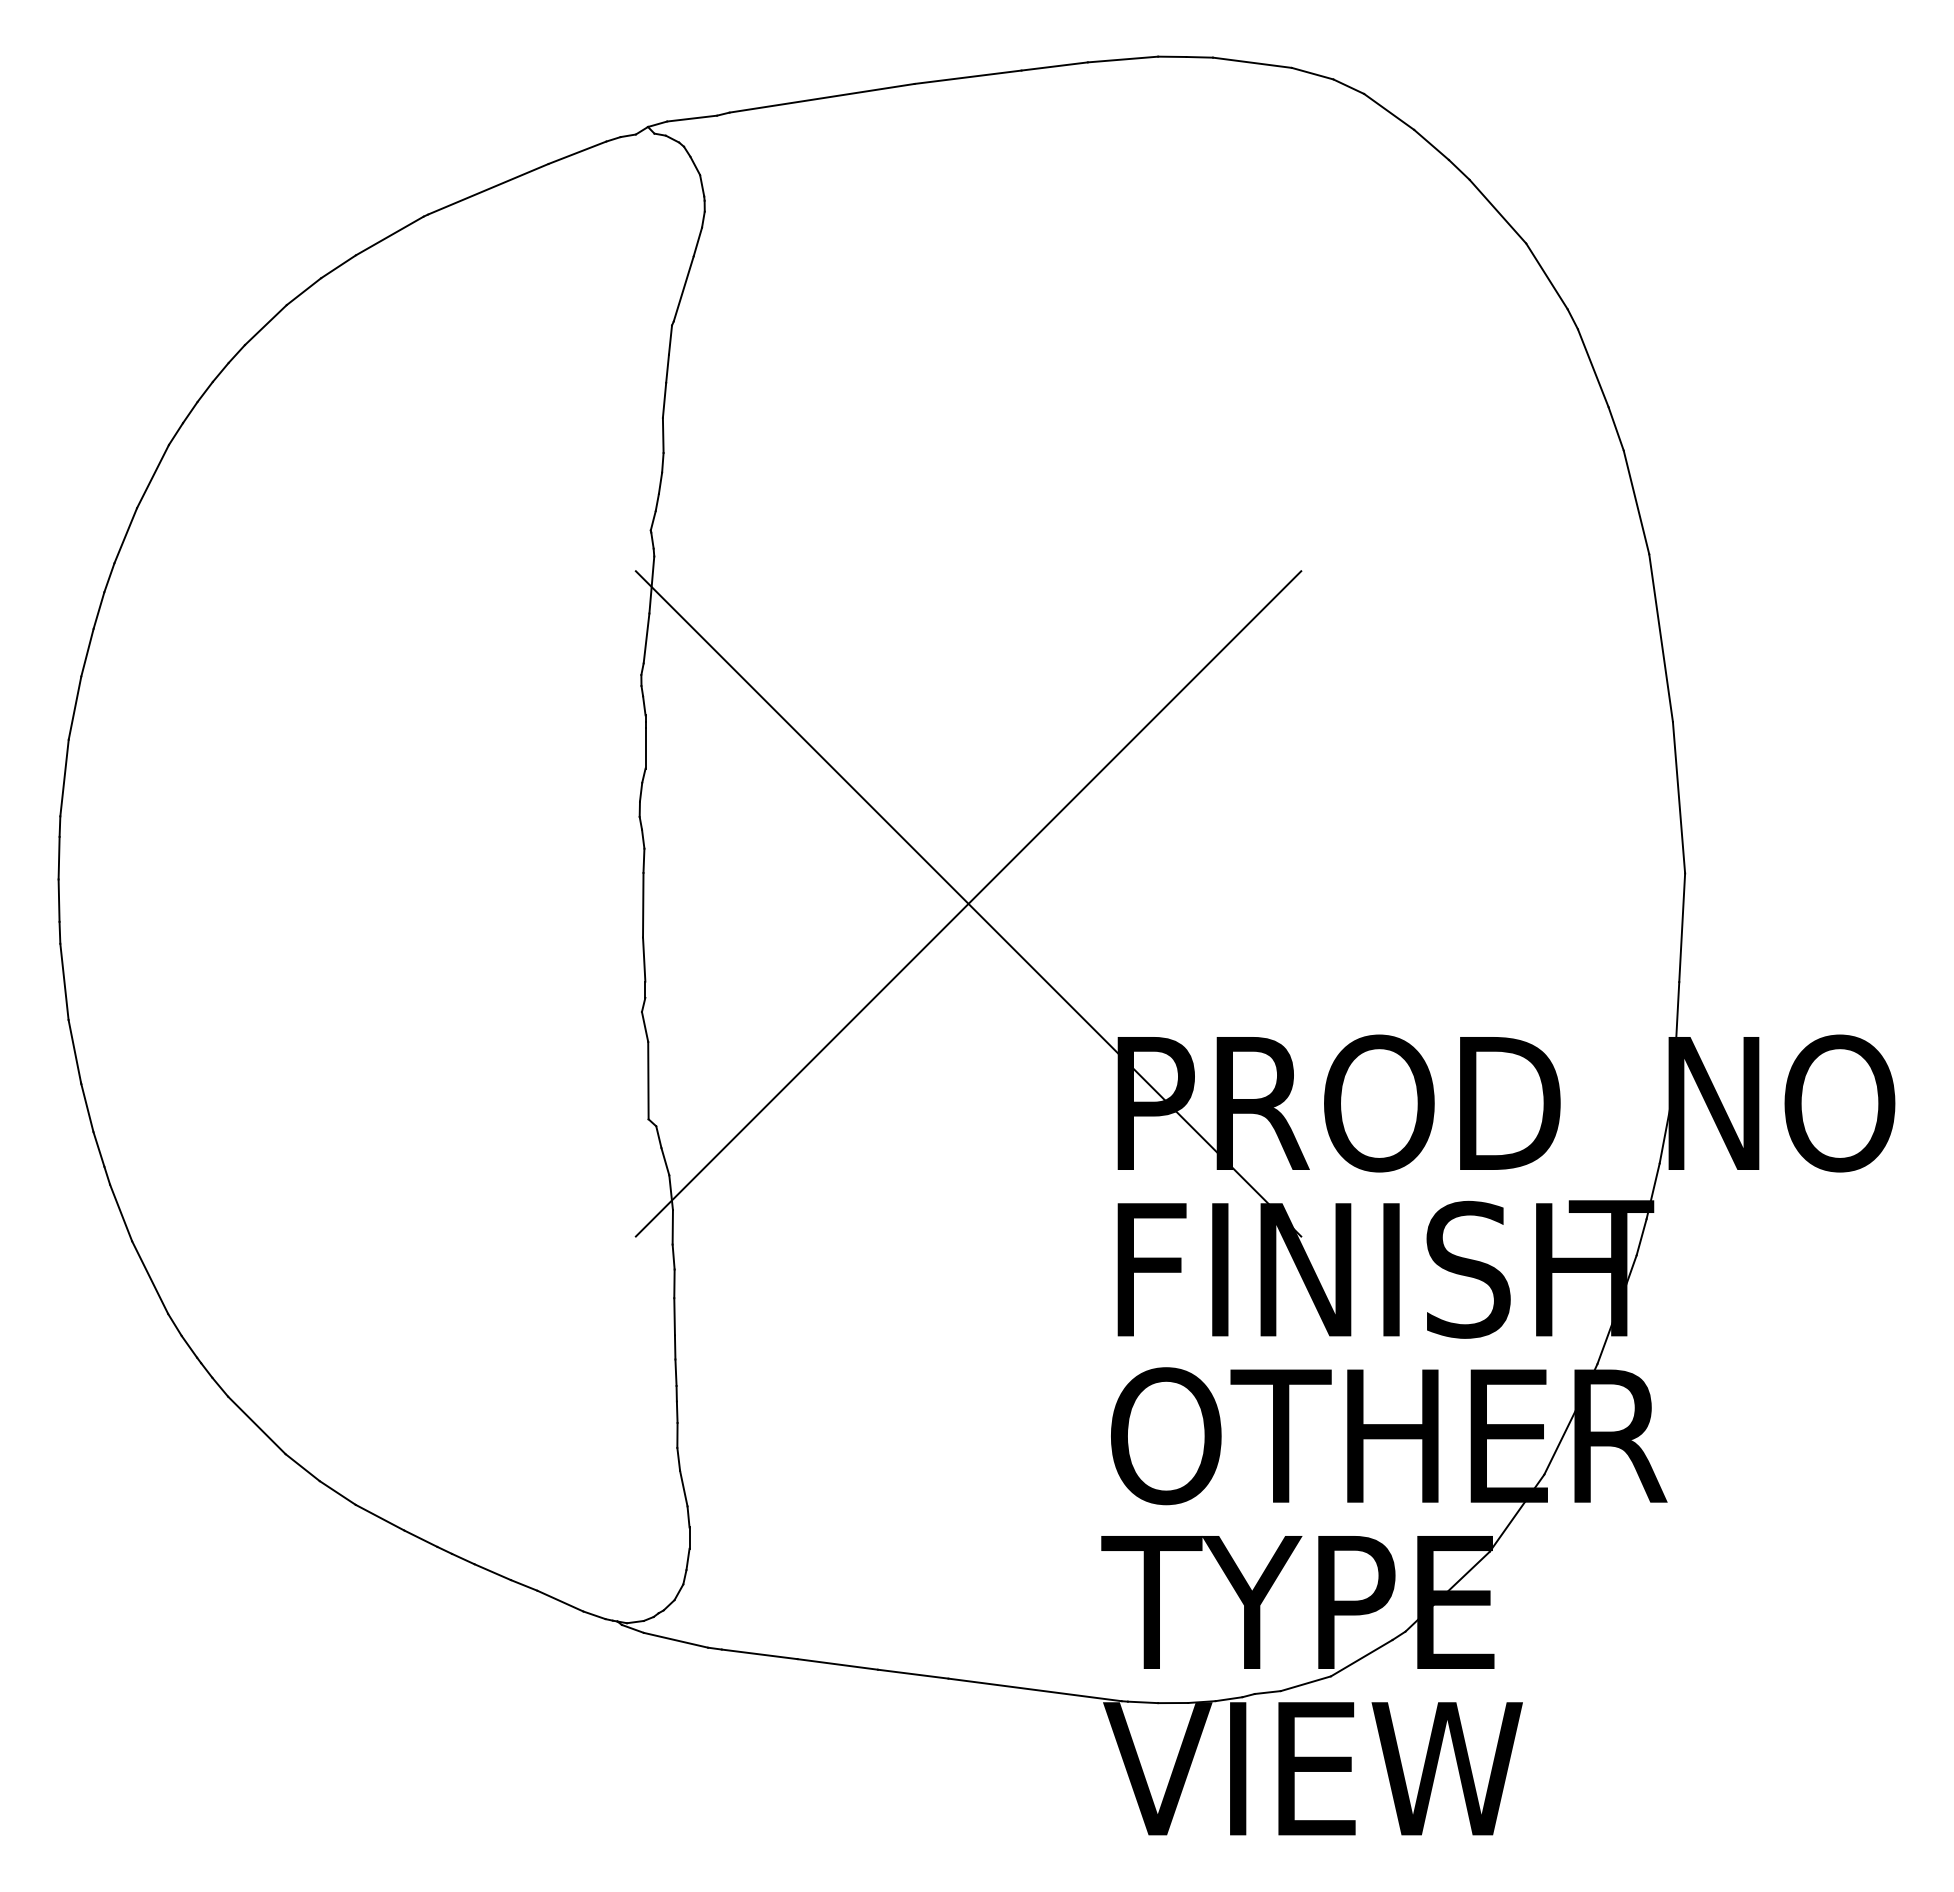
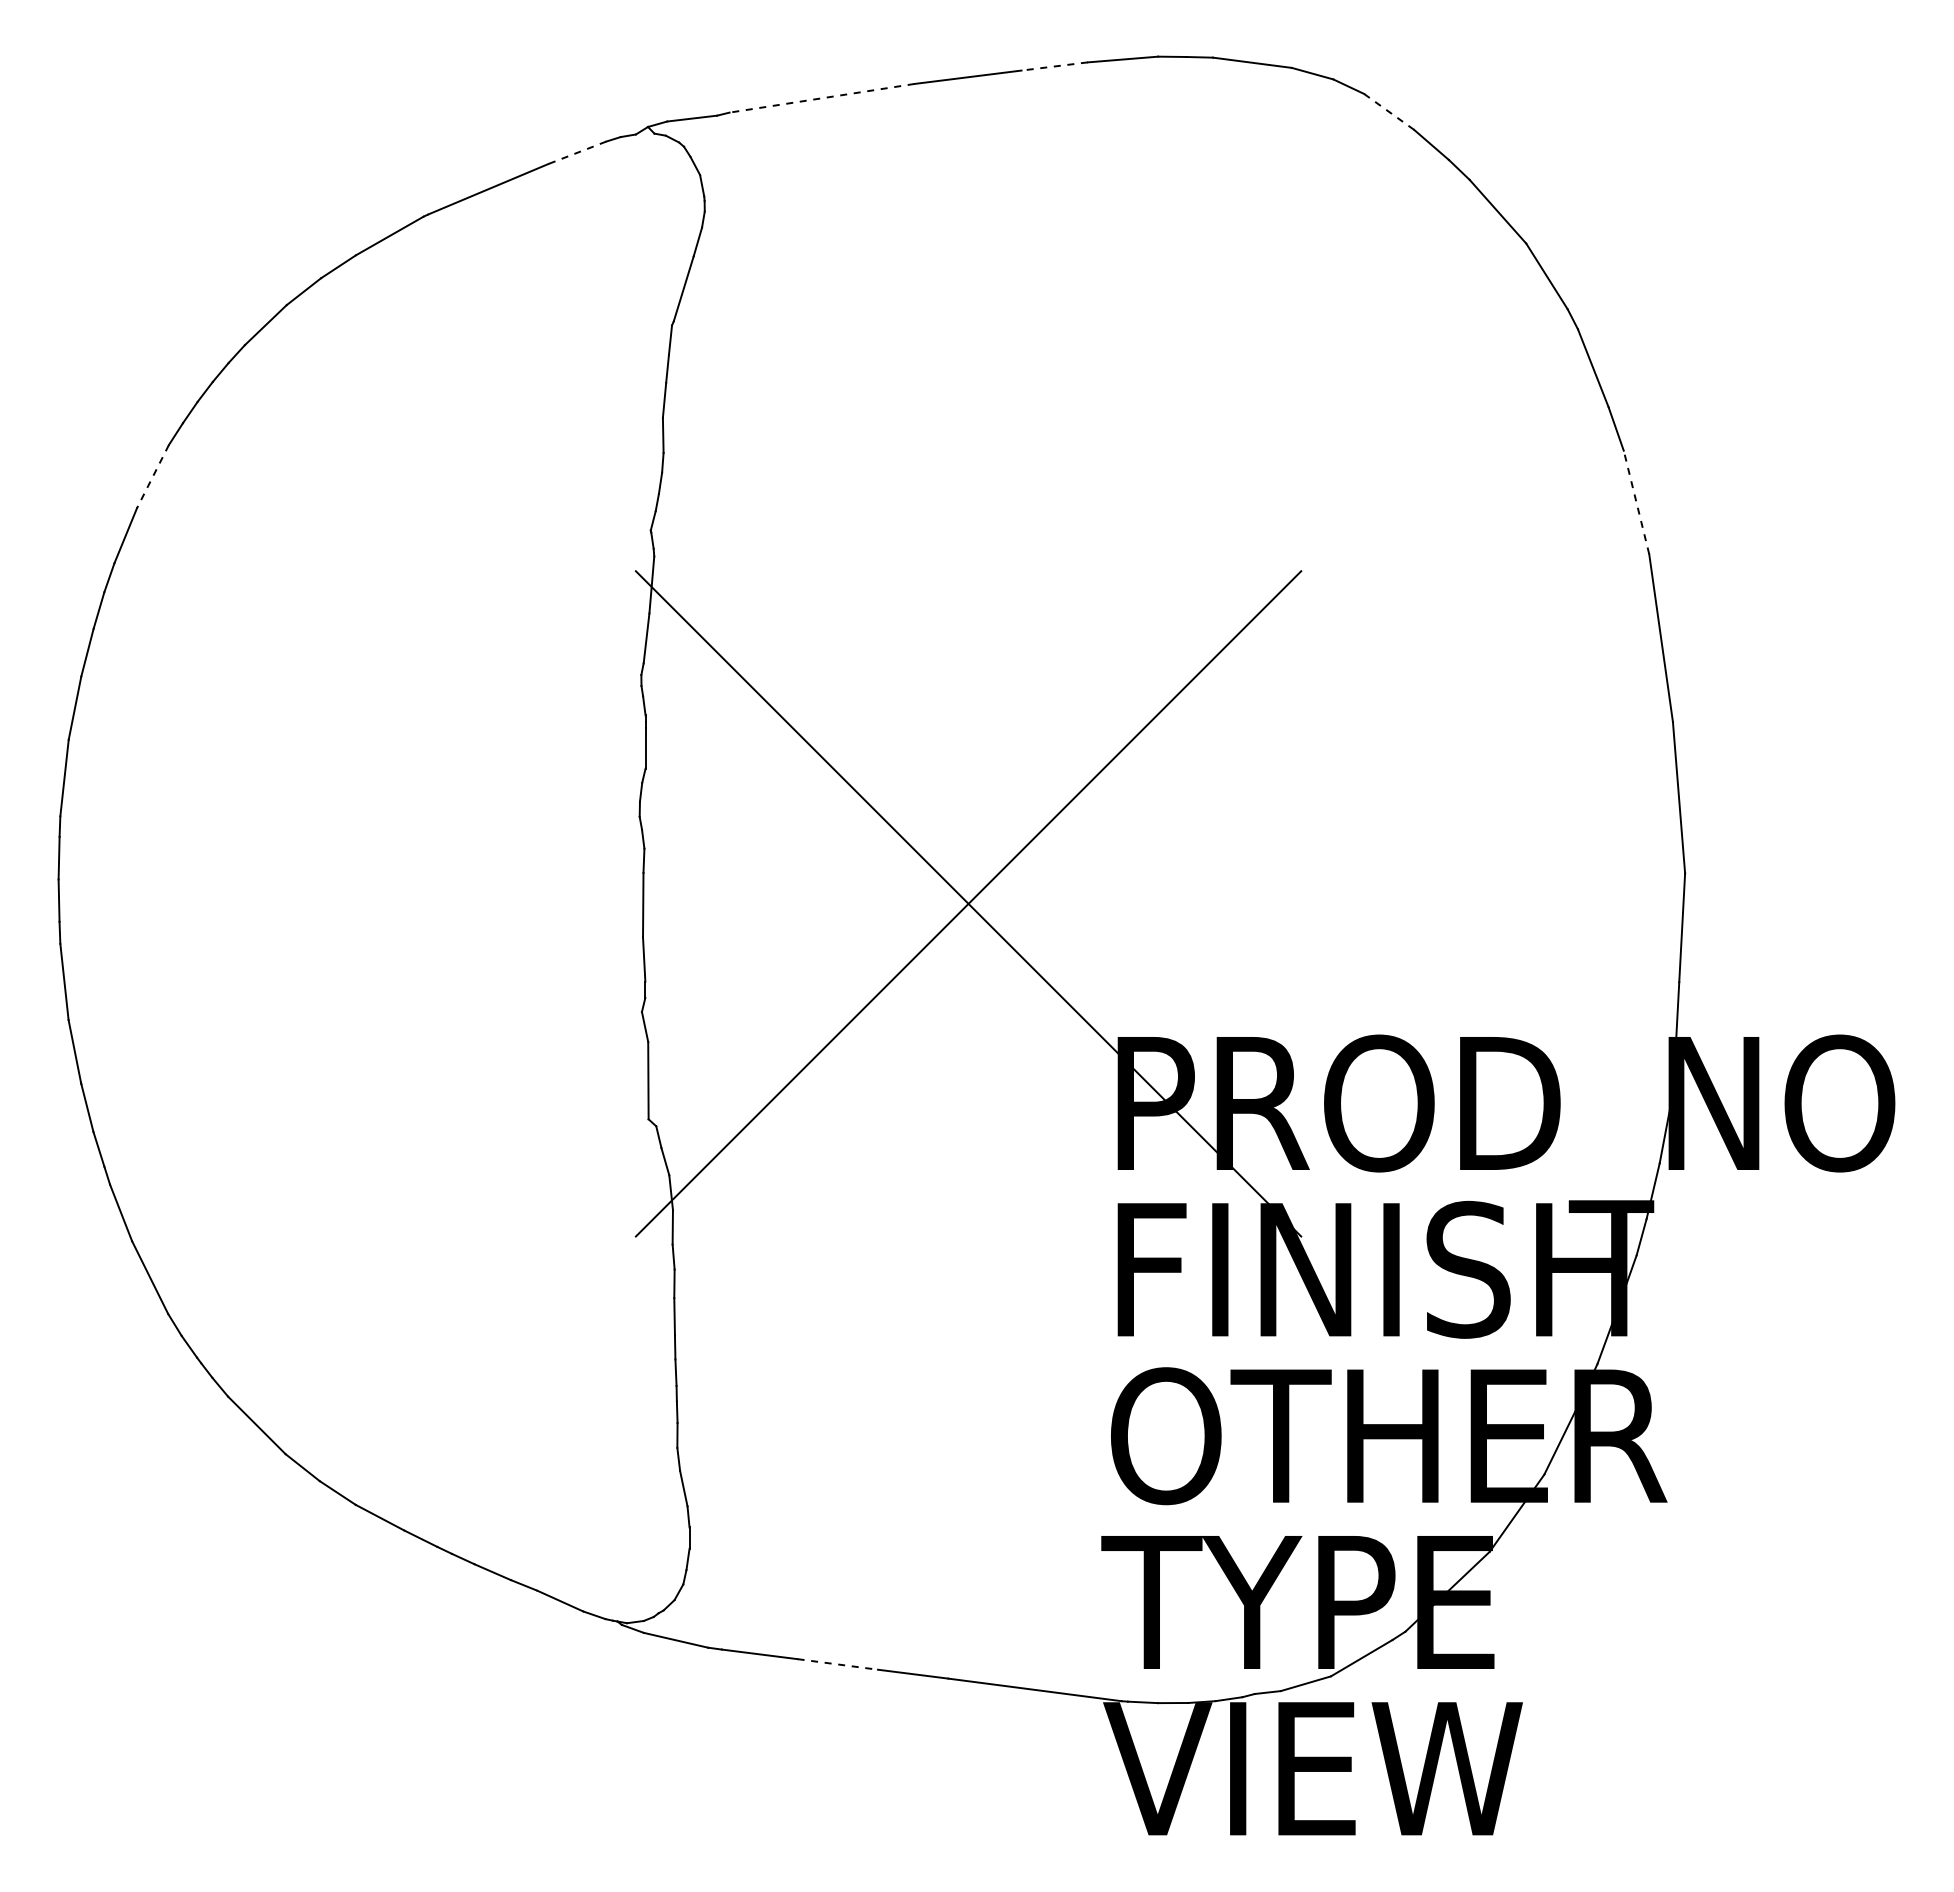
line: solid -> dashed (1054, 66)
line: solid -> dashed (822, 98)
line: solid -> dashed (1389, 111)
line: solid -> dashed (577, 152)
line: solid -> dashed (152, 477)
line: solid -> dashed (1636, 502)
line: solid -> dashed (837, 1664)
